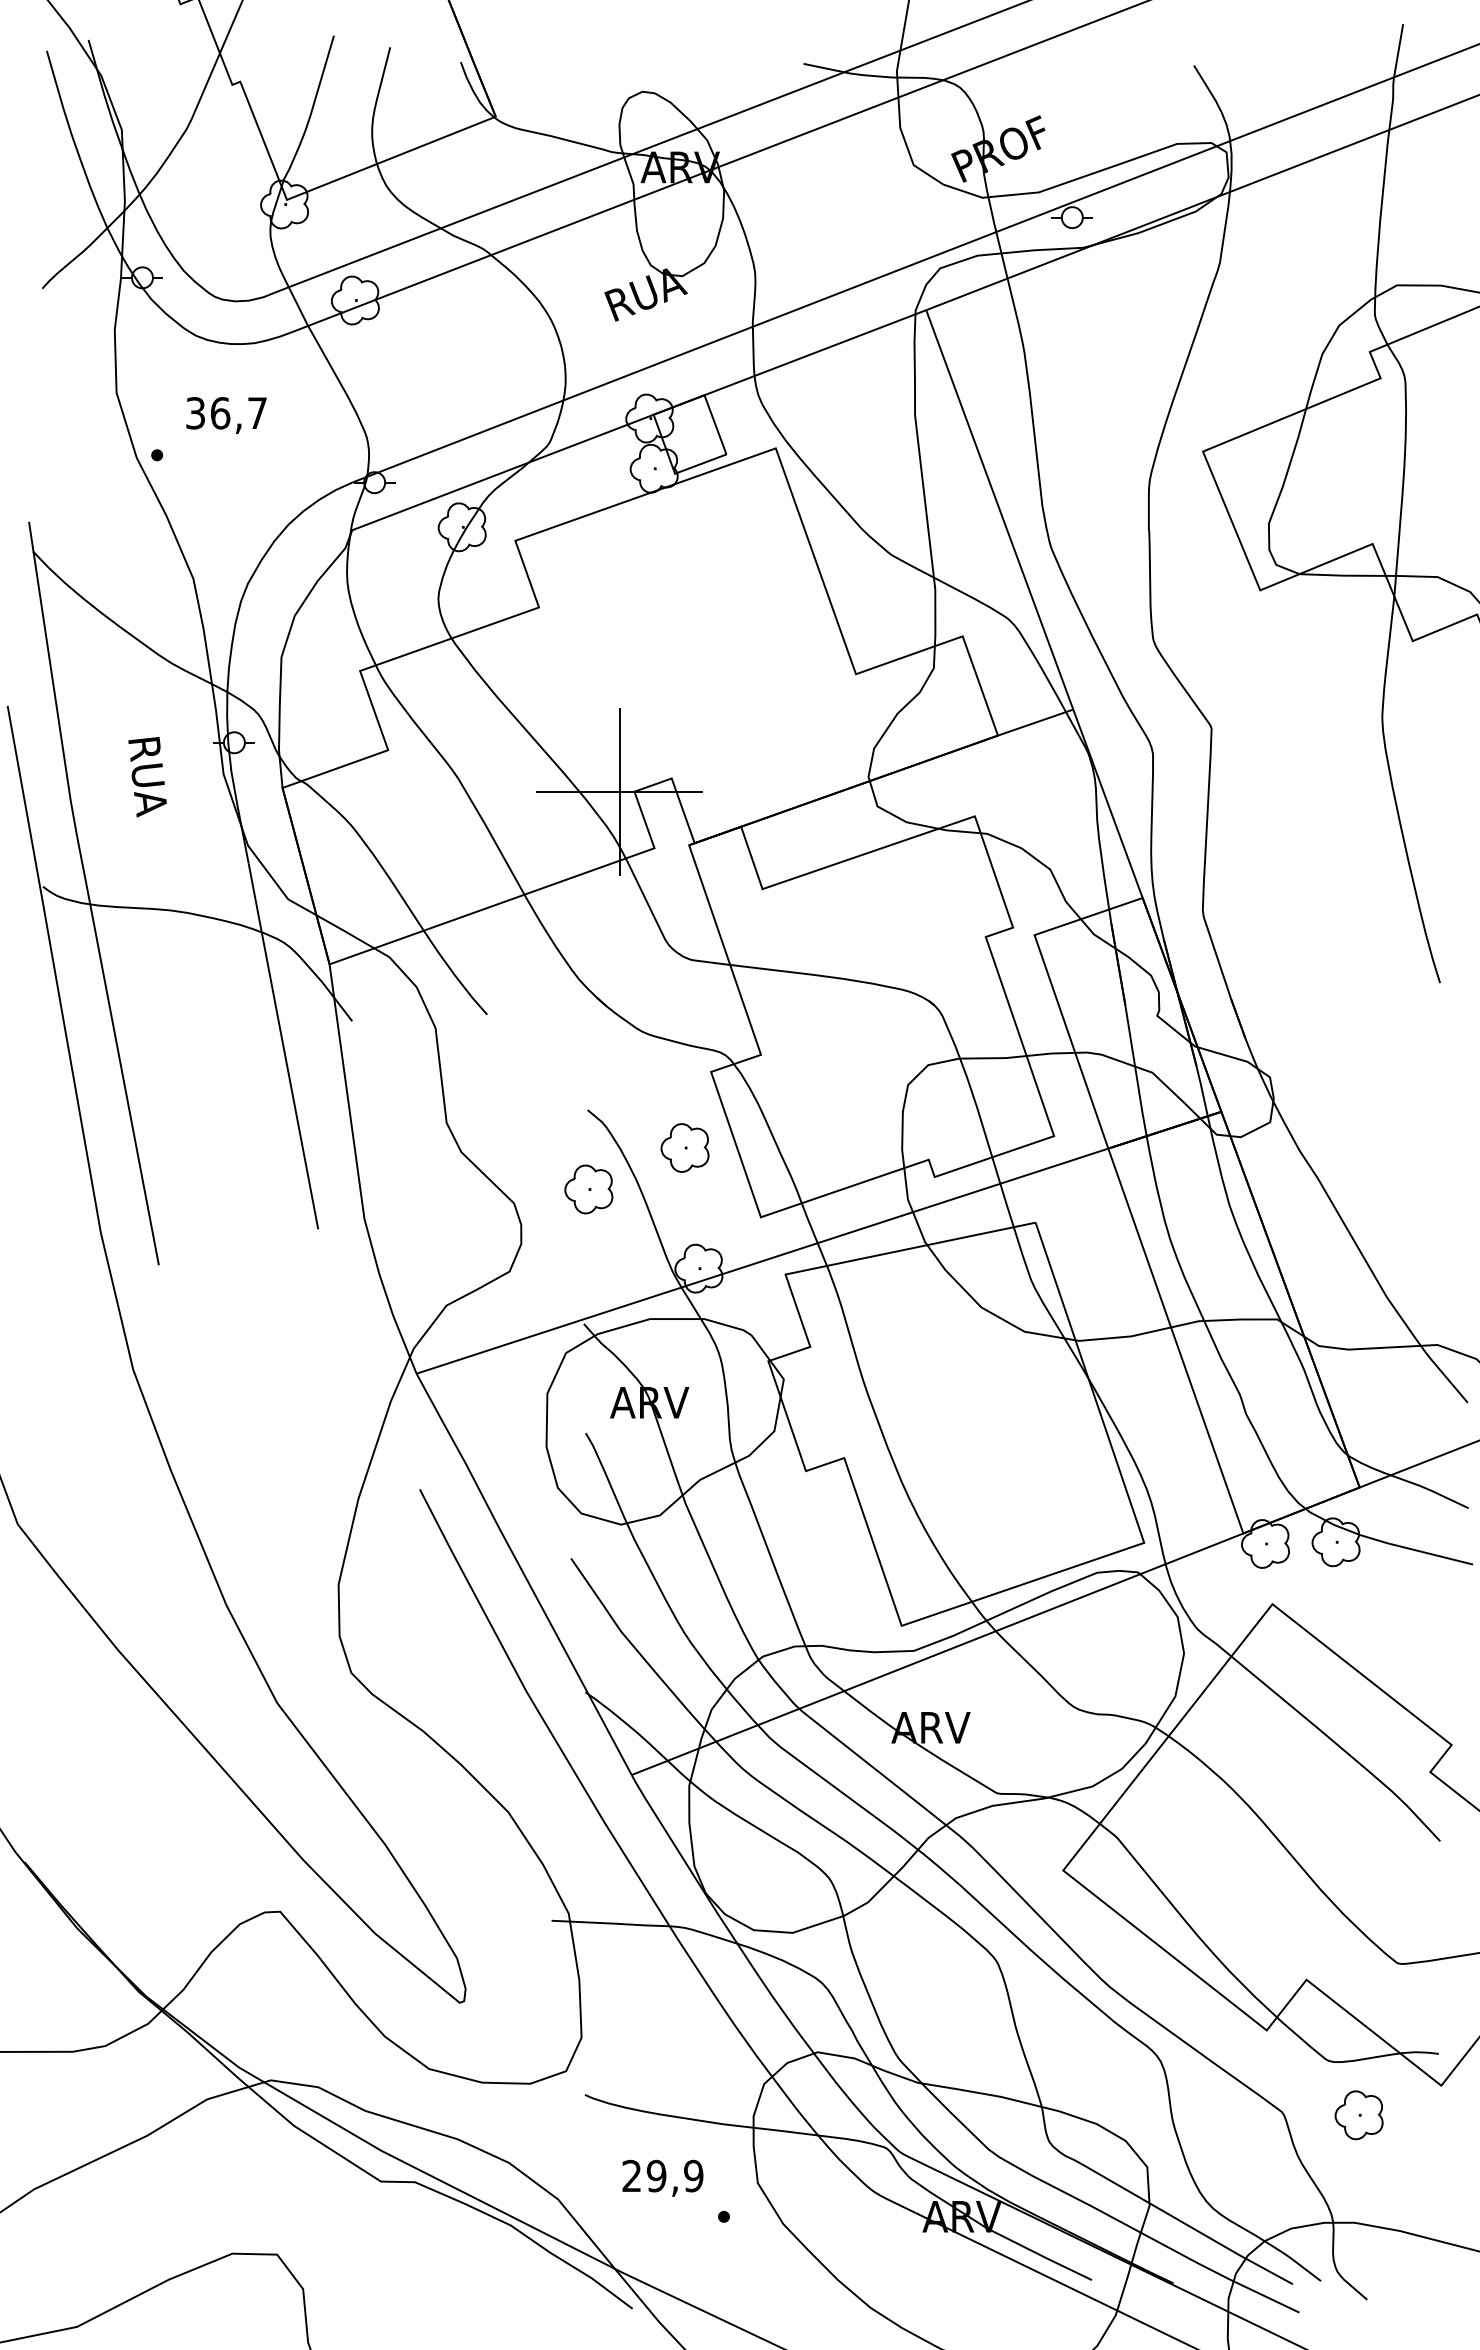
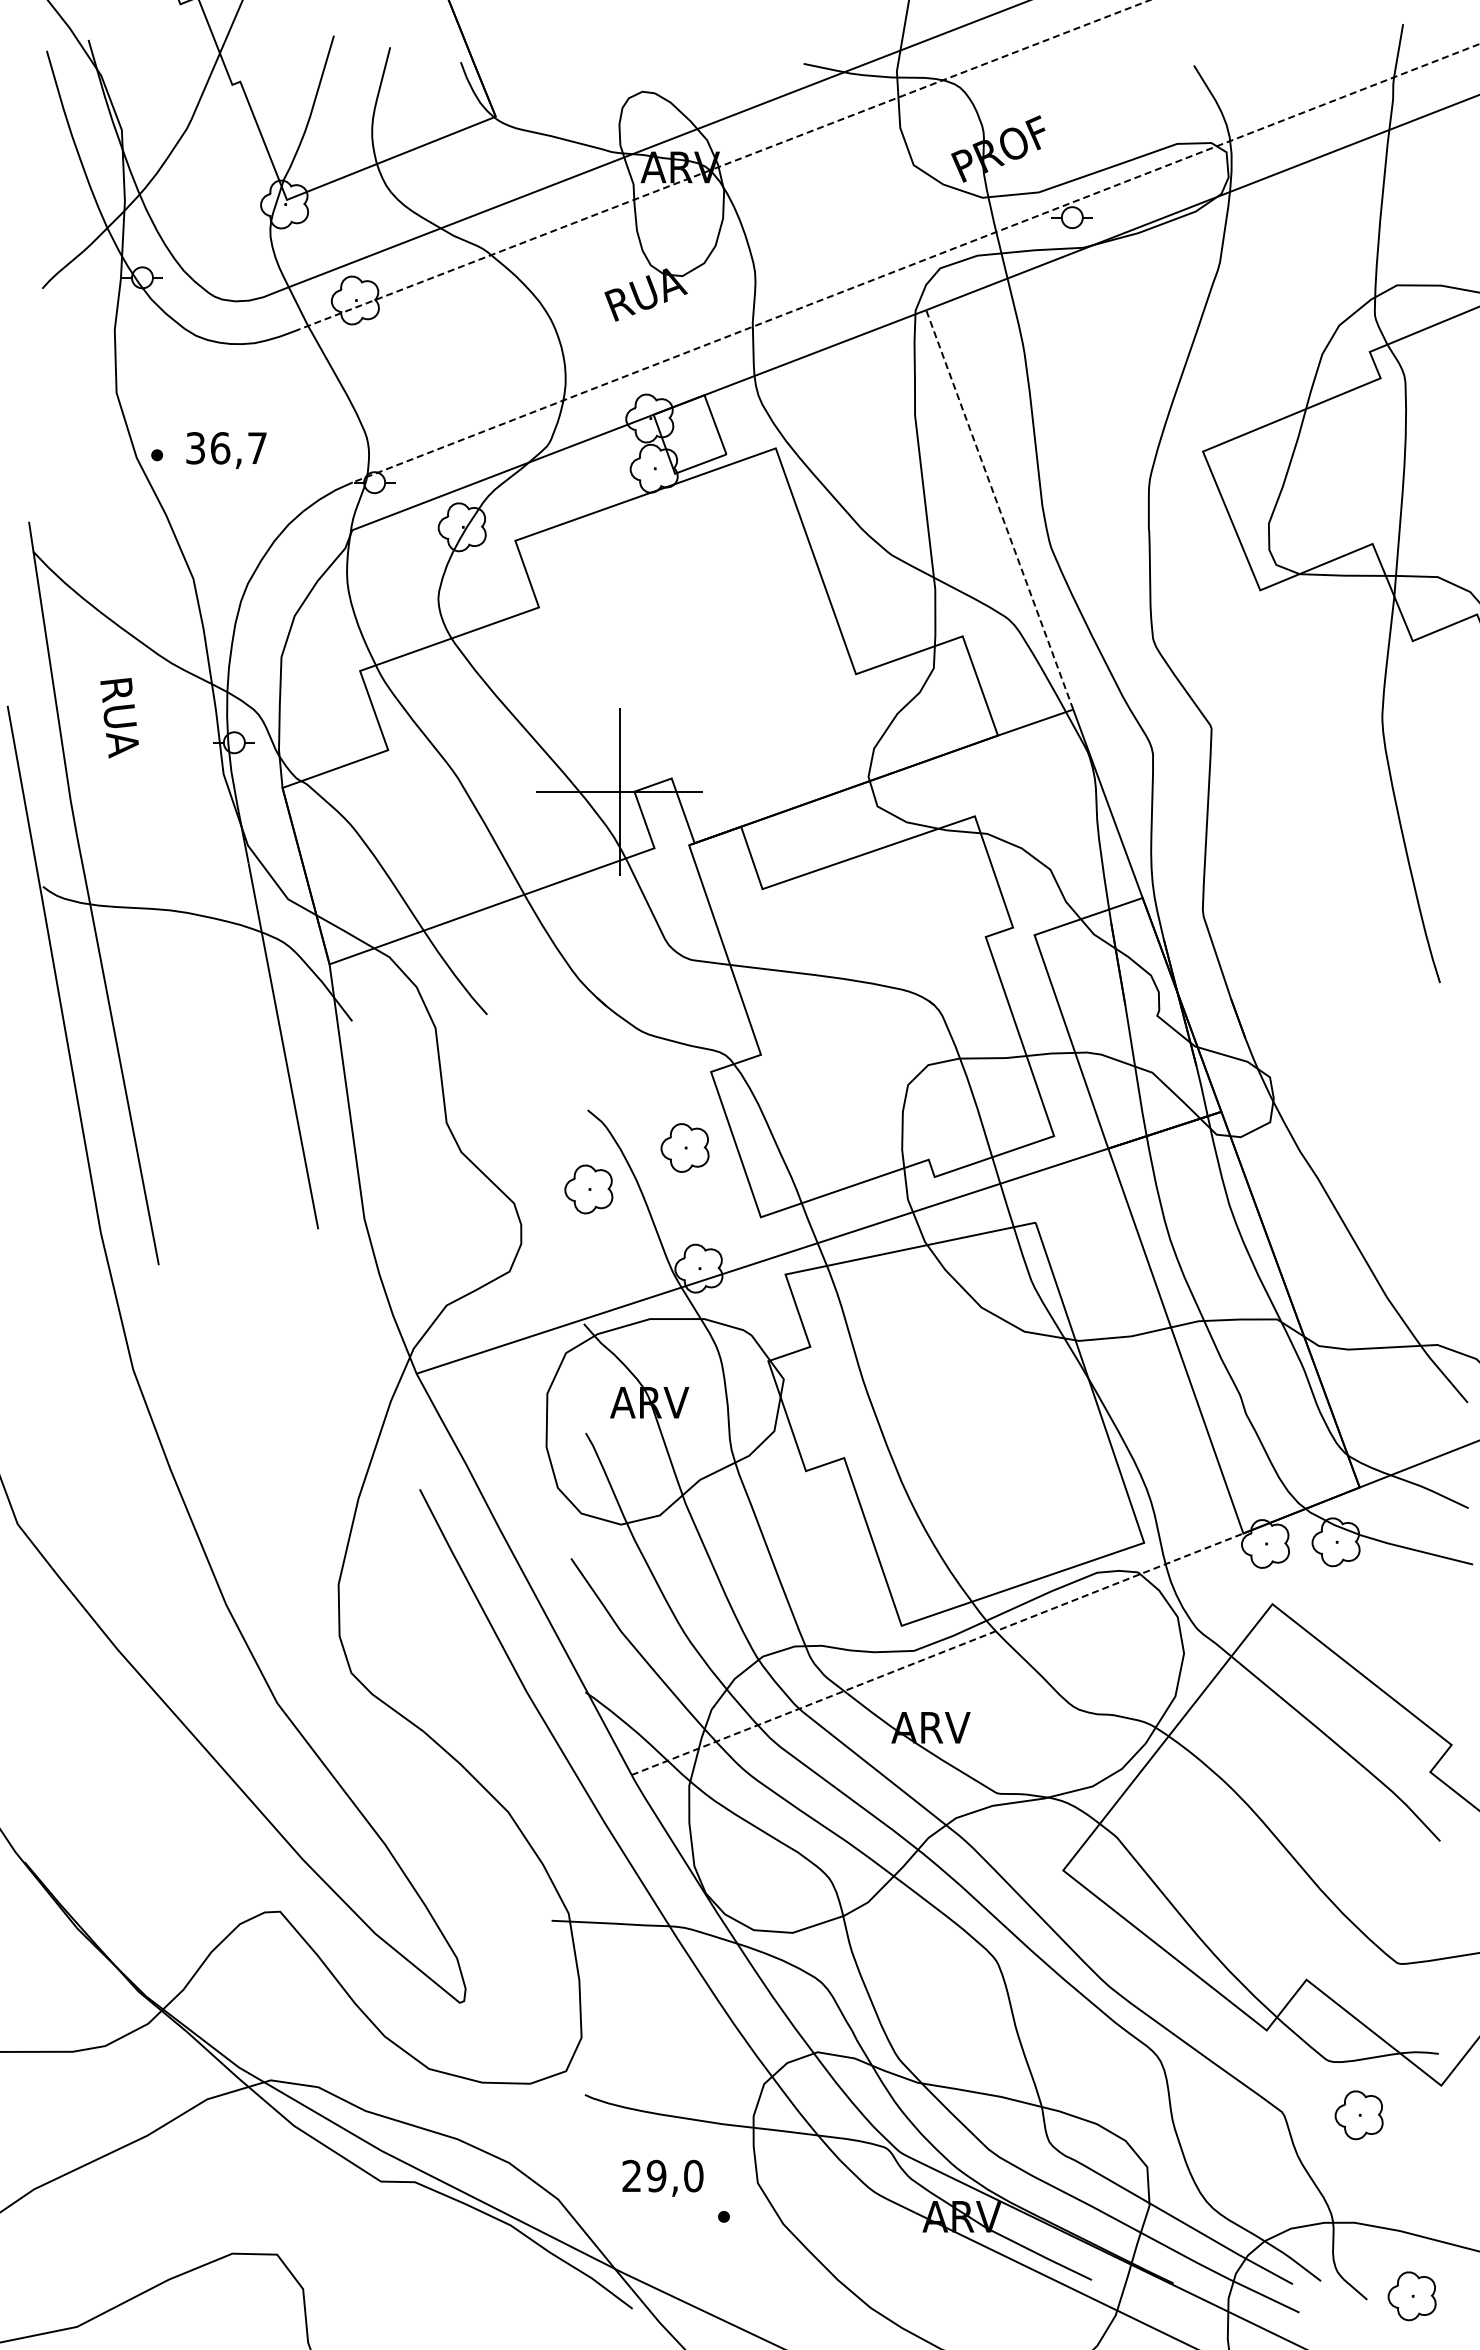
line: solid -> dashed (721, 165)
line: solid -> dashed (915, 263)
text position: (226, 415) -> (226, 450) (226, 450)
line: solid -> dashed (999, 509)
text position: (147, 777) -> (119, 718) (119, 718)
line: solid -> dashed (937, 1654)
text: 29,9 -> 29,0 (693, 2176)
part: none -> present (1411, 2296)
